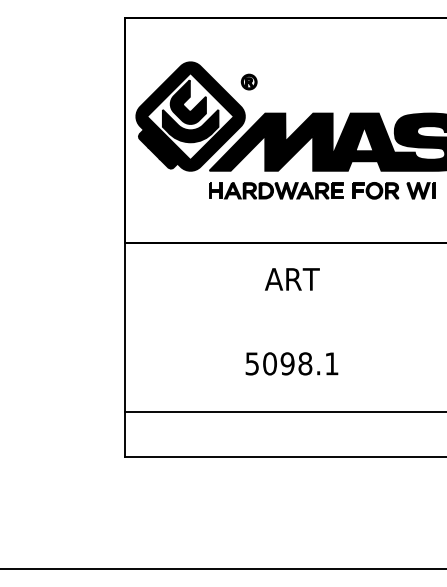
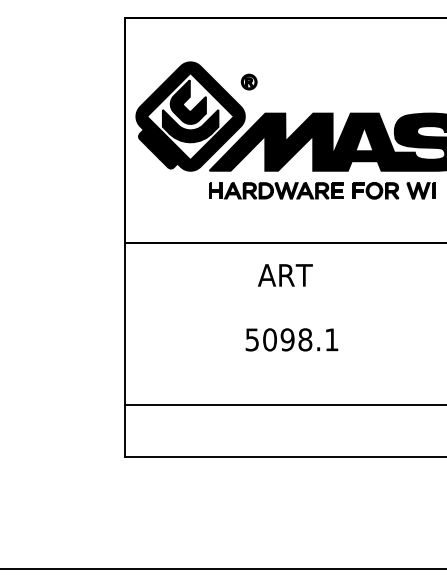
text position: (292, 279) -> (285, 275) (285, 275)
text position: (291, 363) -> (291, 339) (291, 339)
line position: (284, 411) -> (284, 404) (284, 404)
